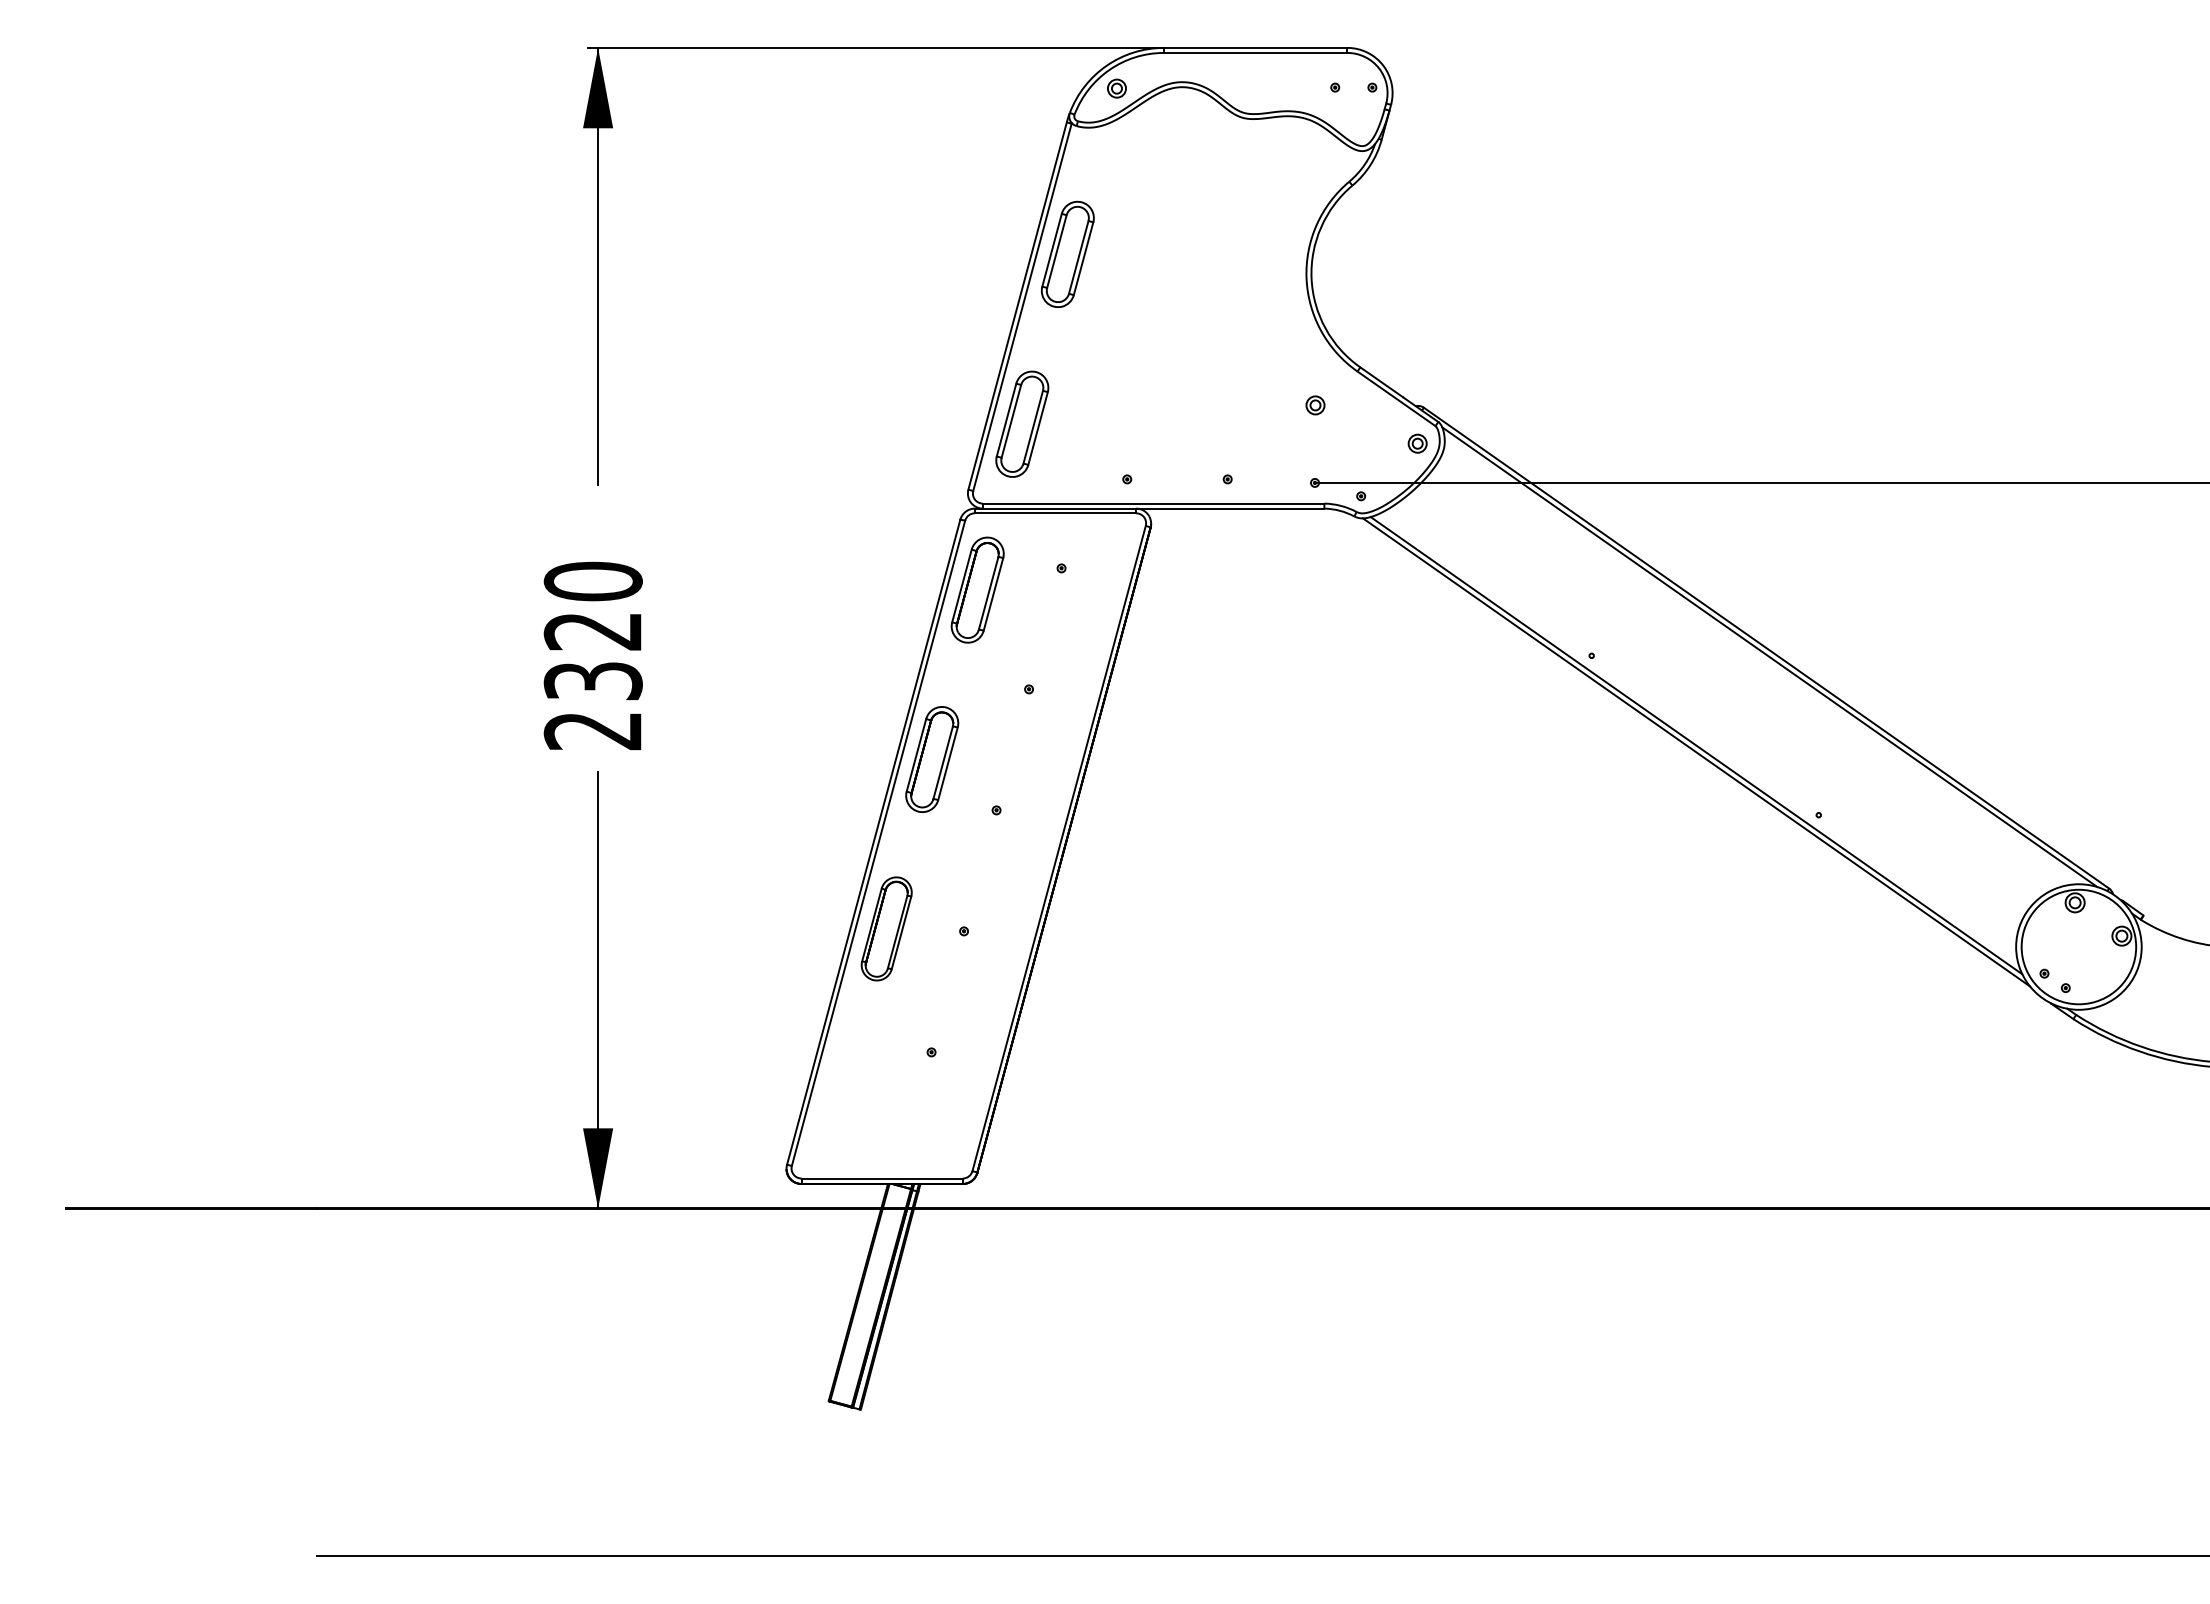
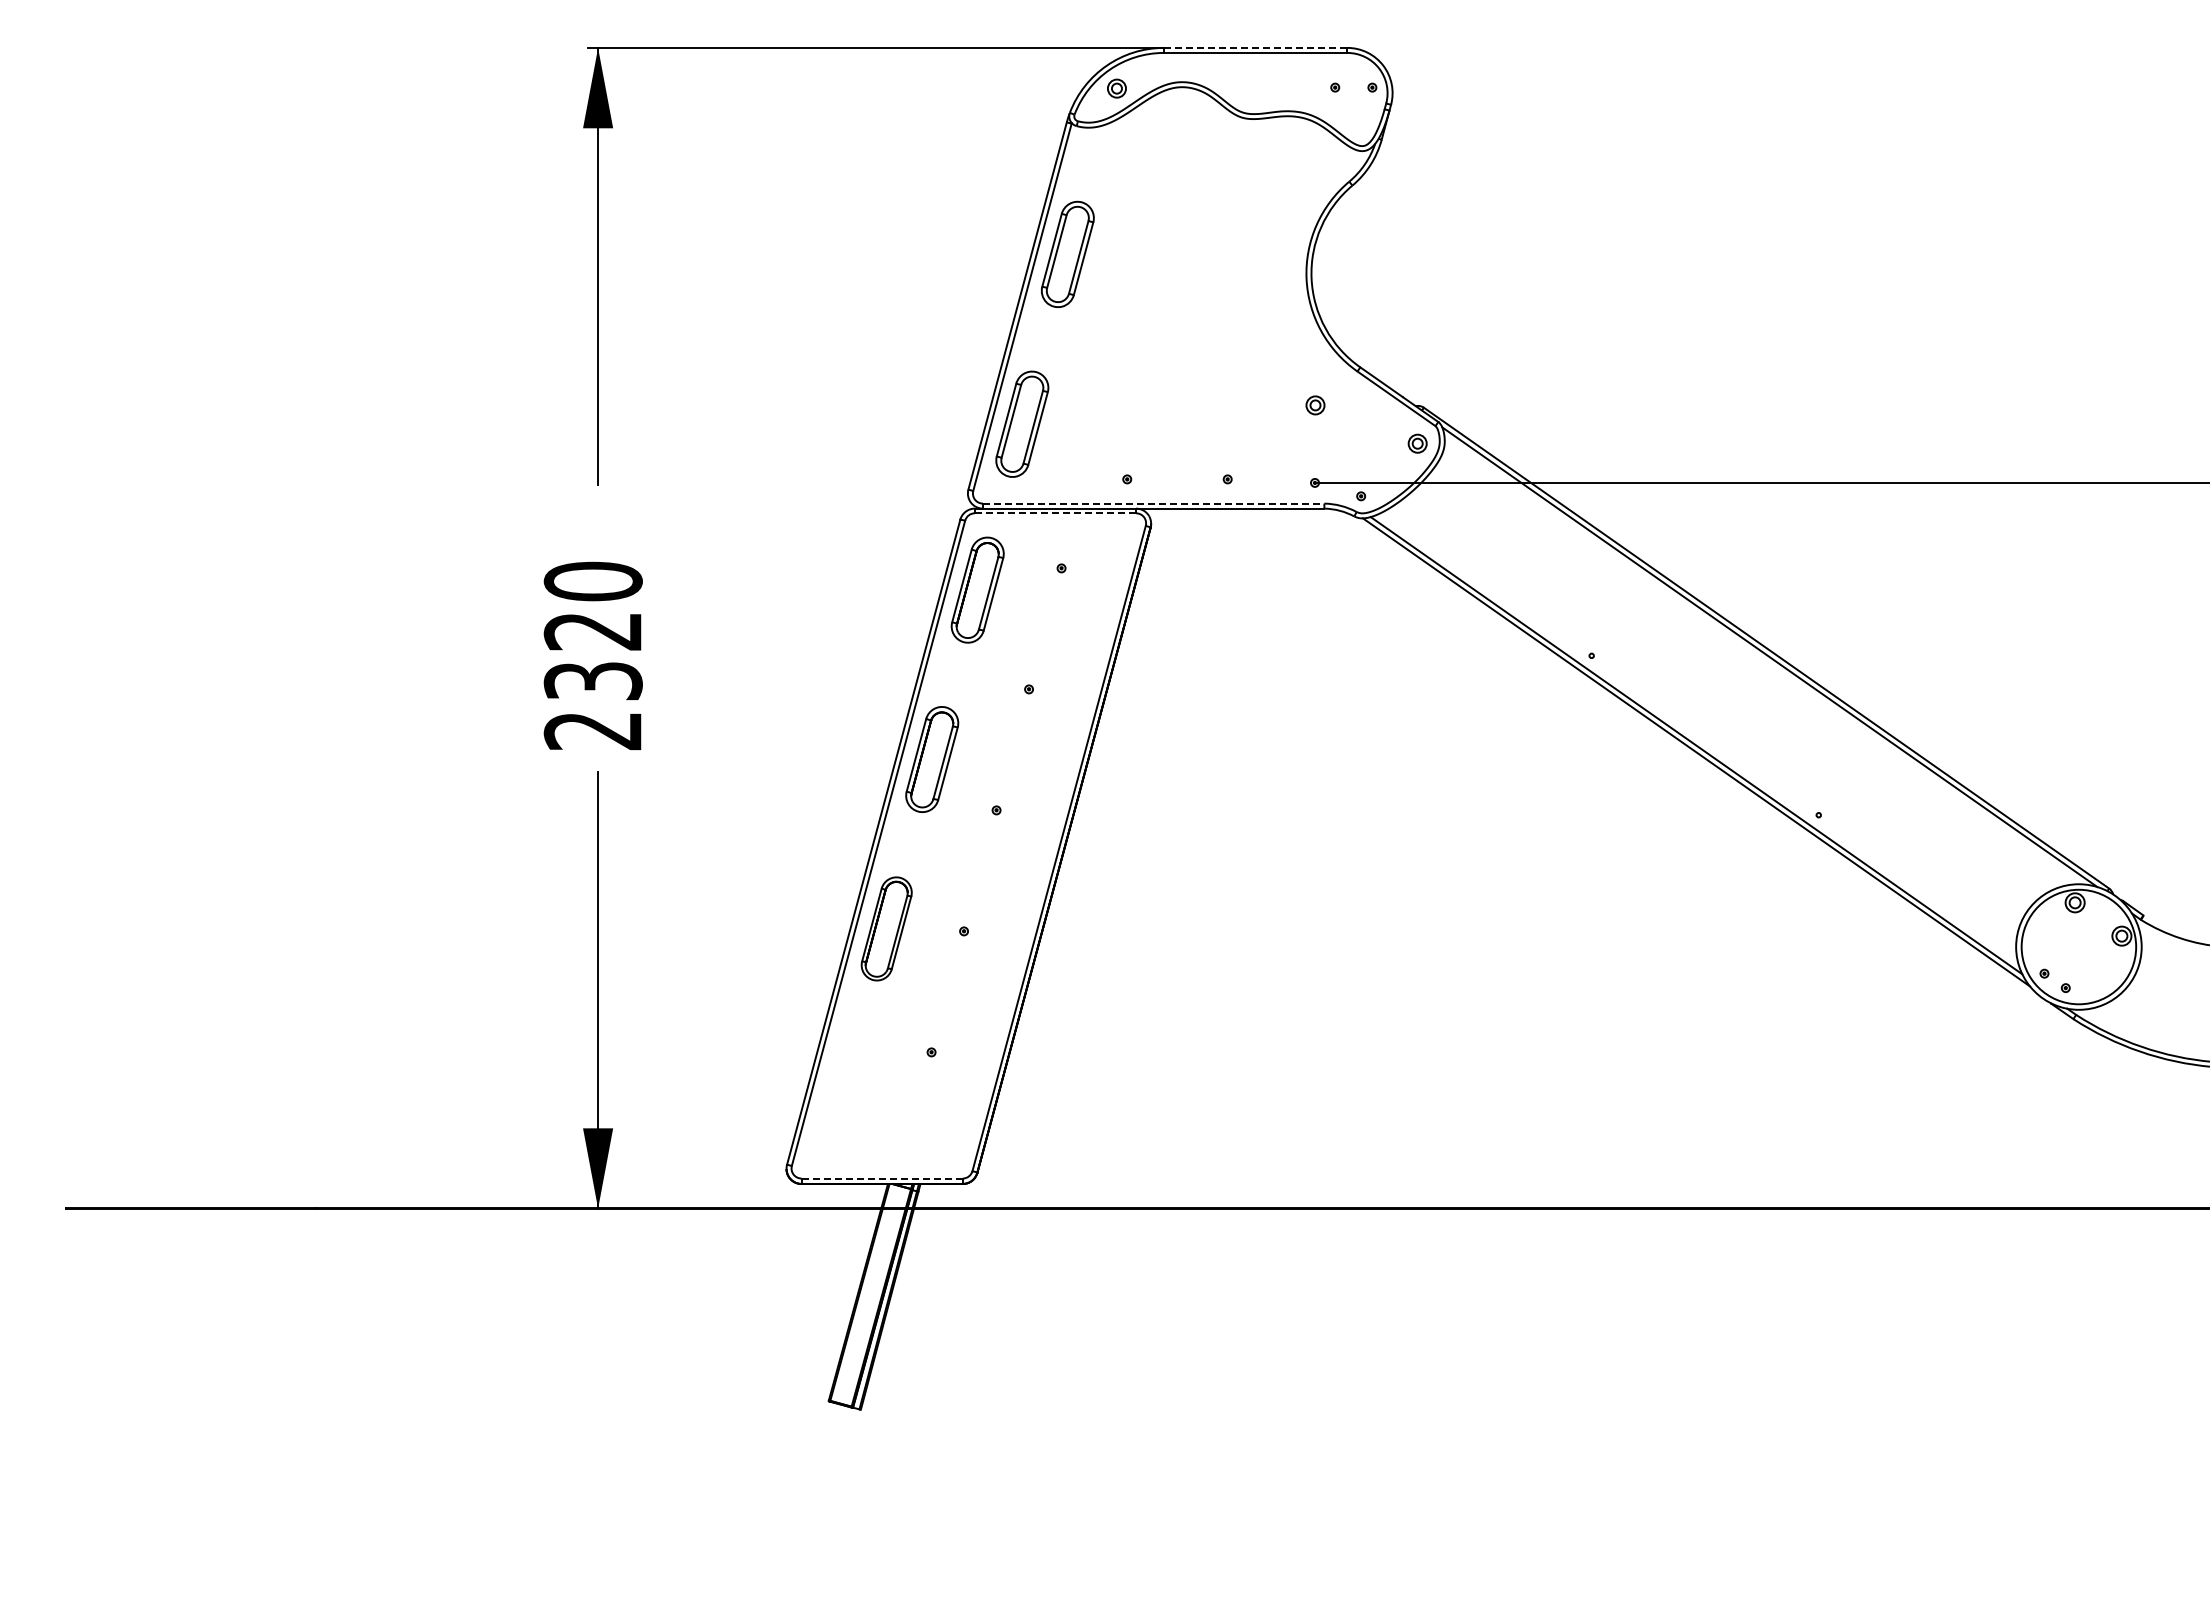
line: solid -> dashed (1255, 47)
line: solid -> dashed (1153, 503)
line: solid -> dashed (1055, 513)
line: solid -> dashed (882, 1178)
line: present -> none (1261, 1556)
